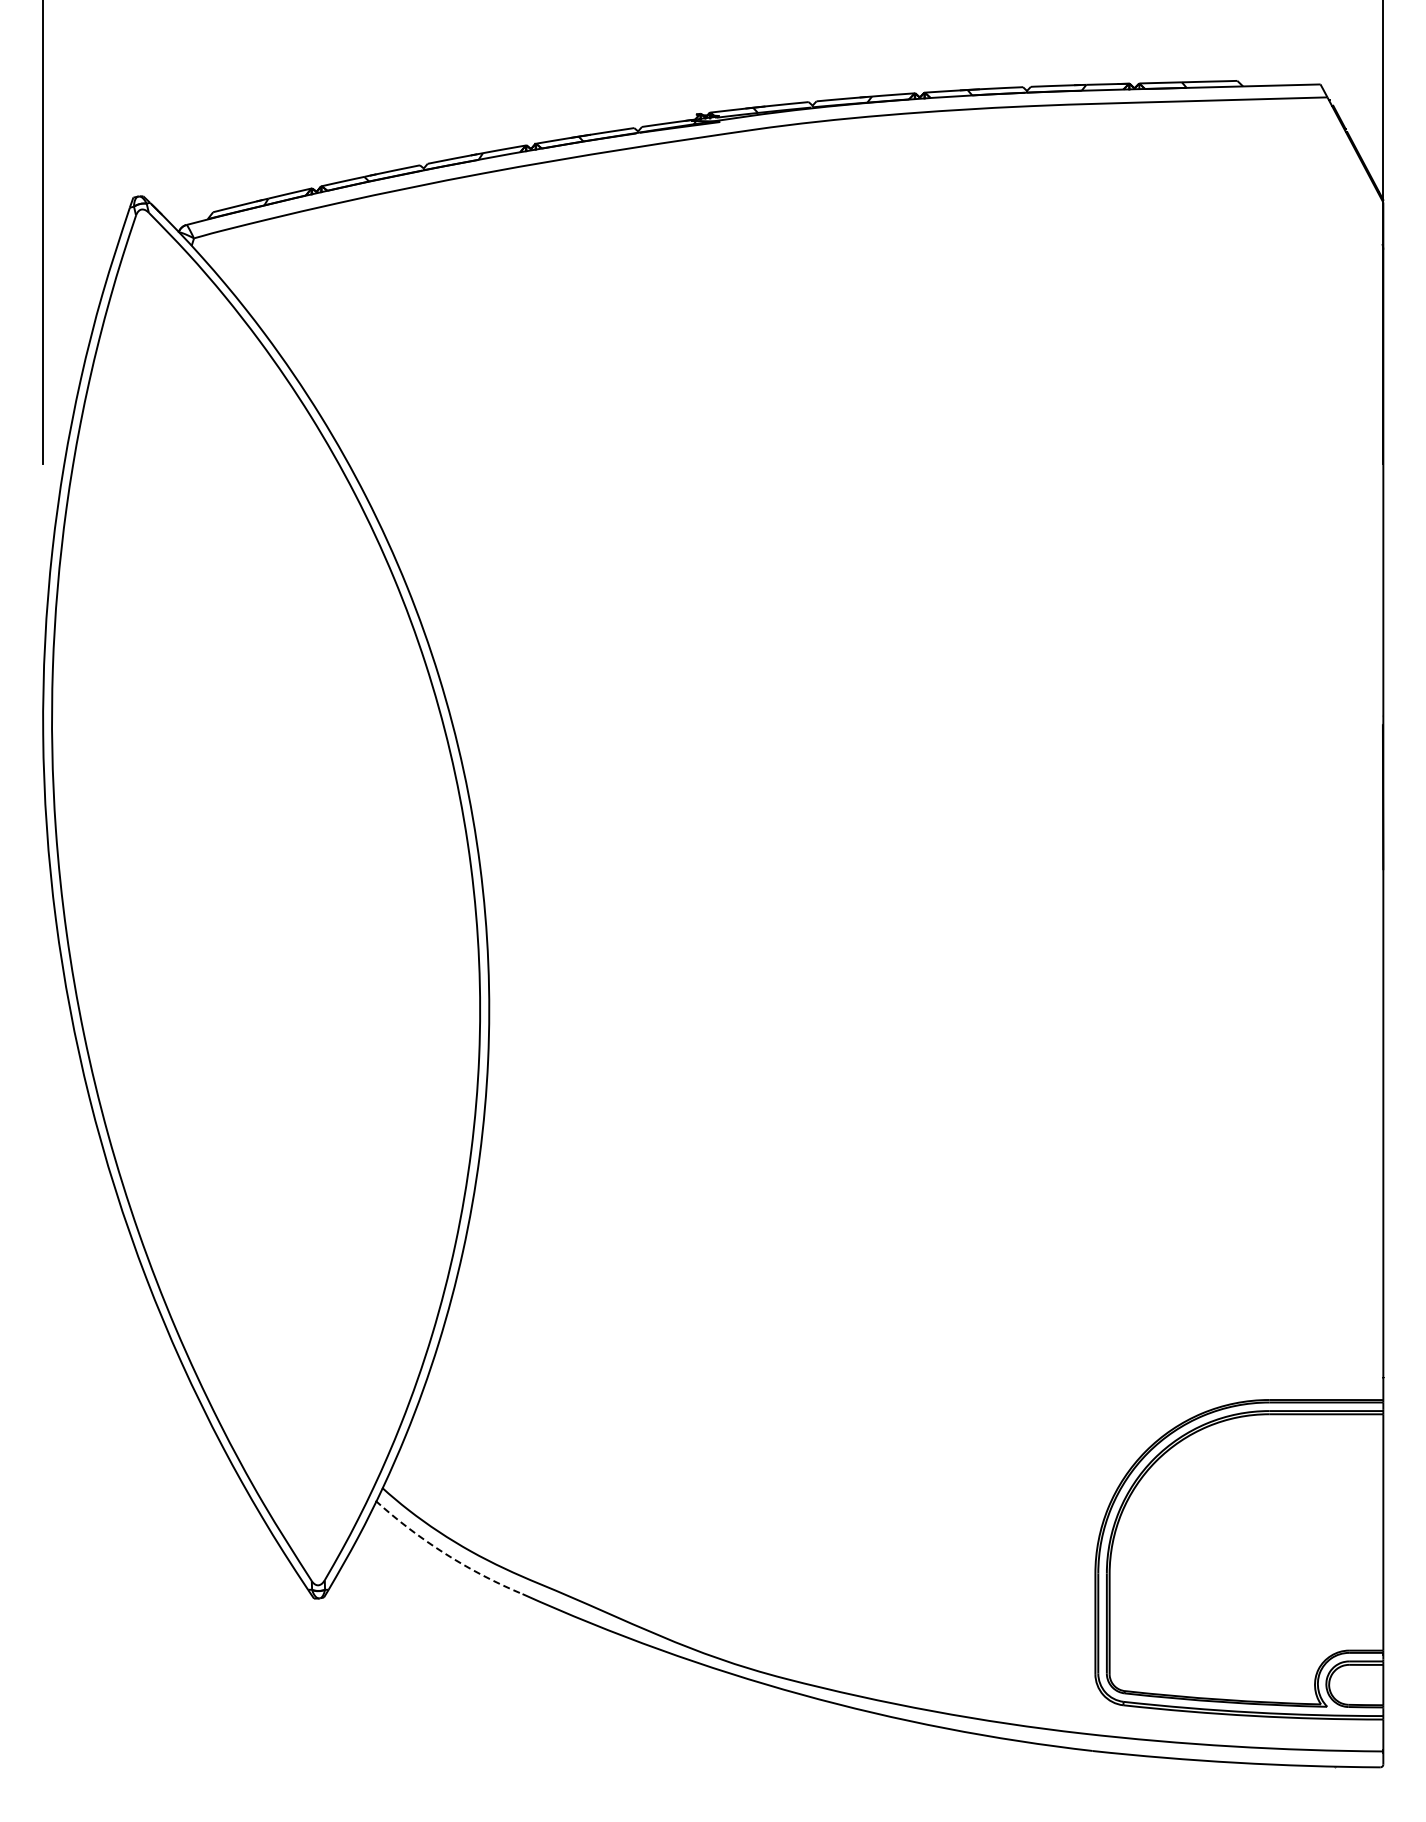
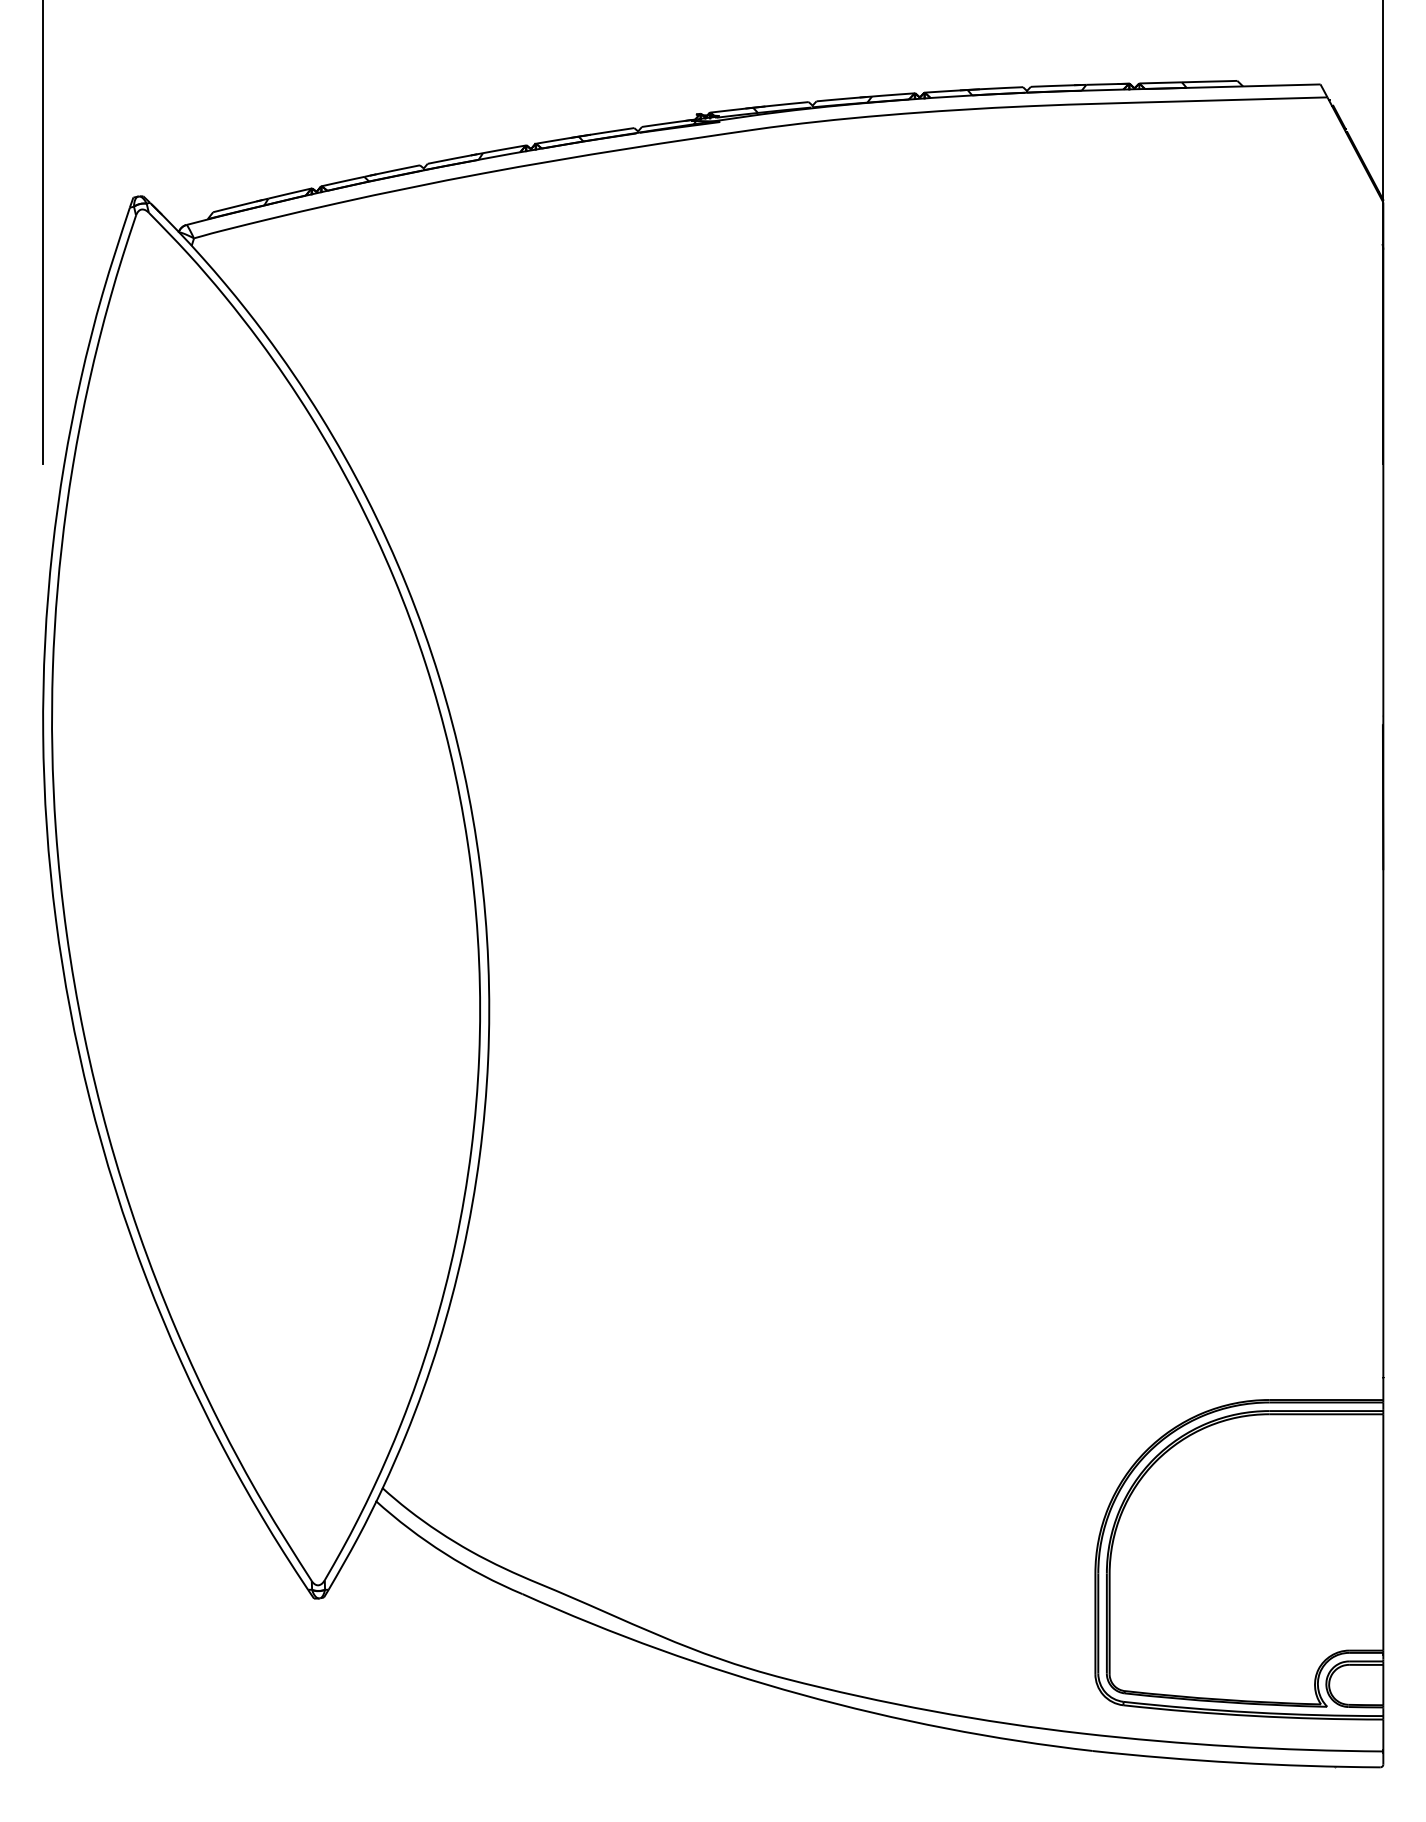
arc: dashed -> solid (445, 1553)
